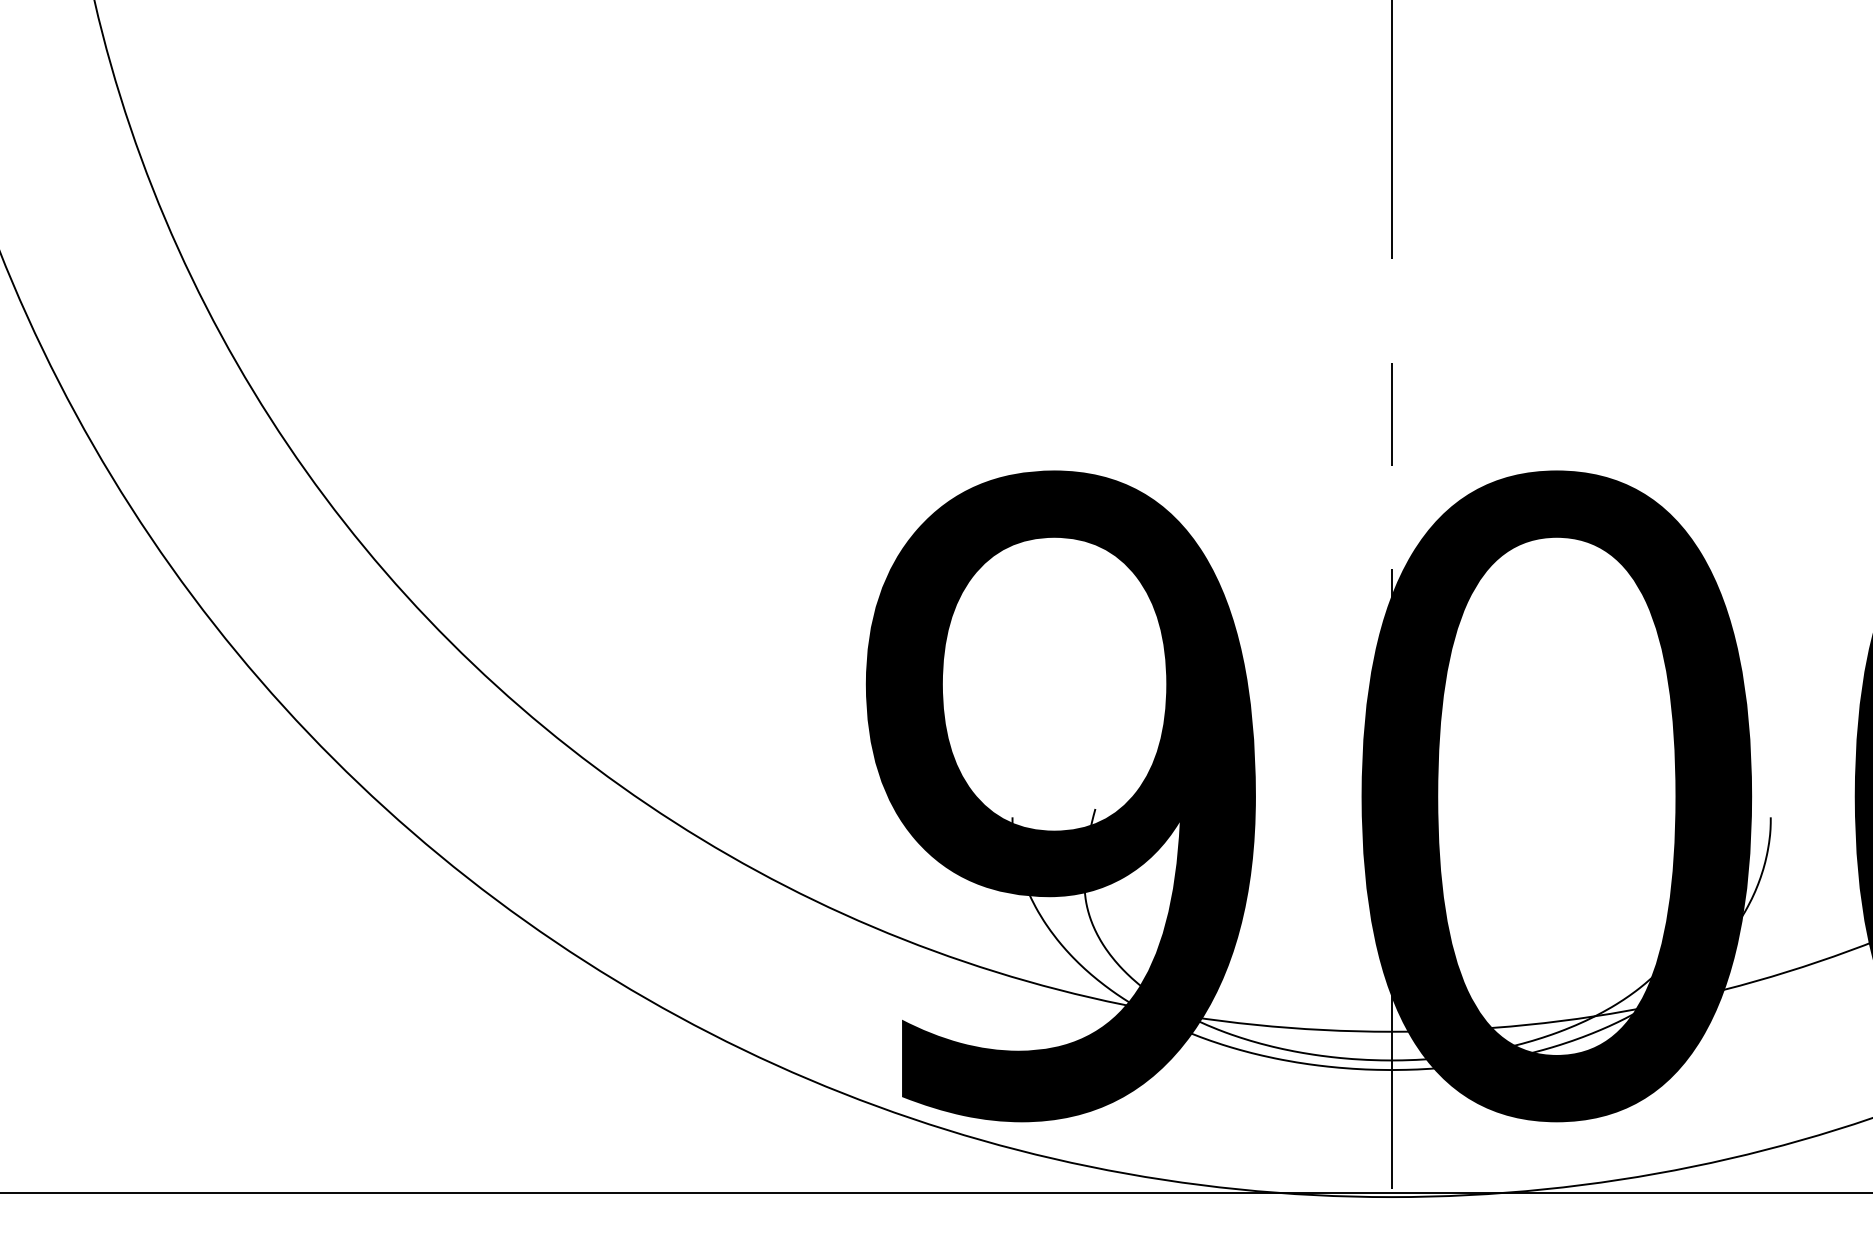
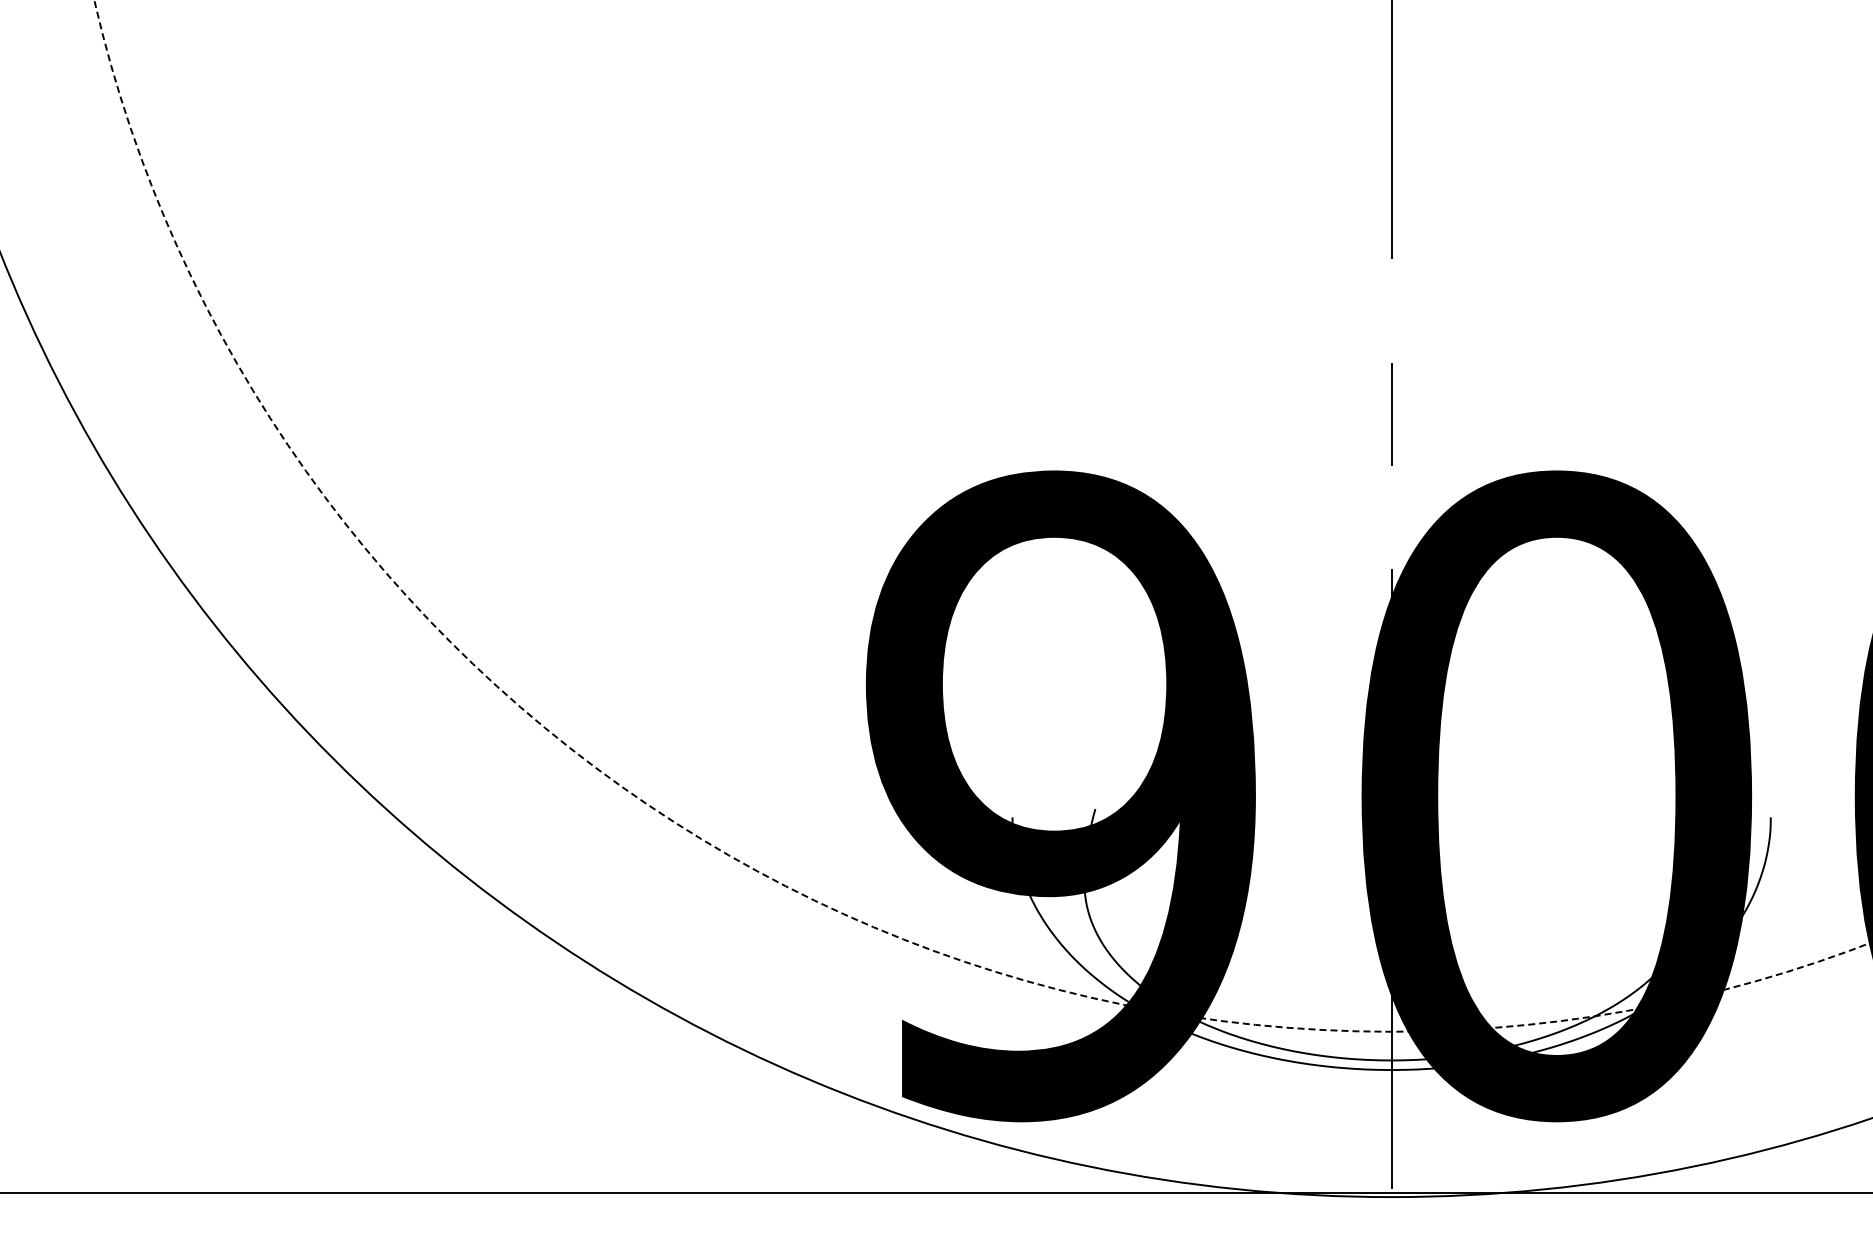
circle: solid -> dashed (983, 515)
